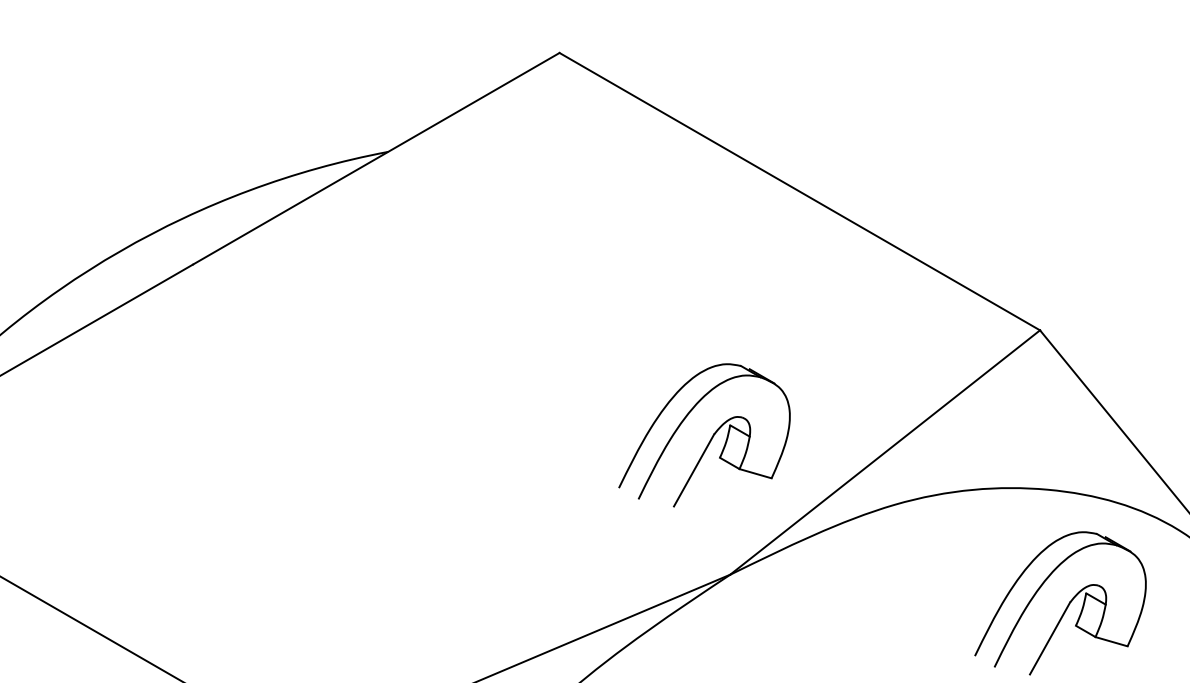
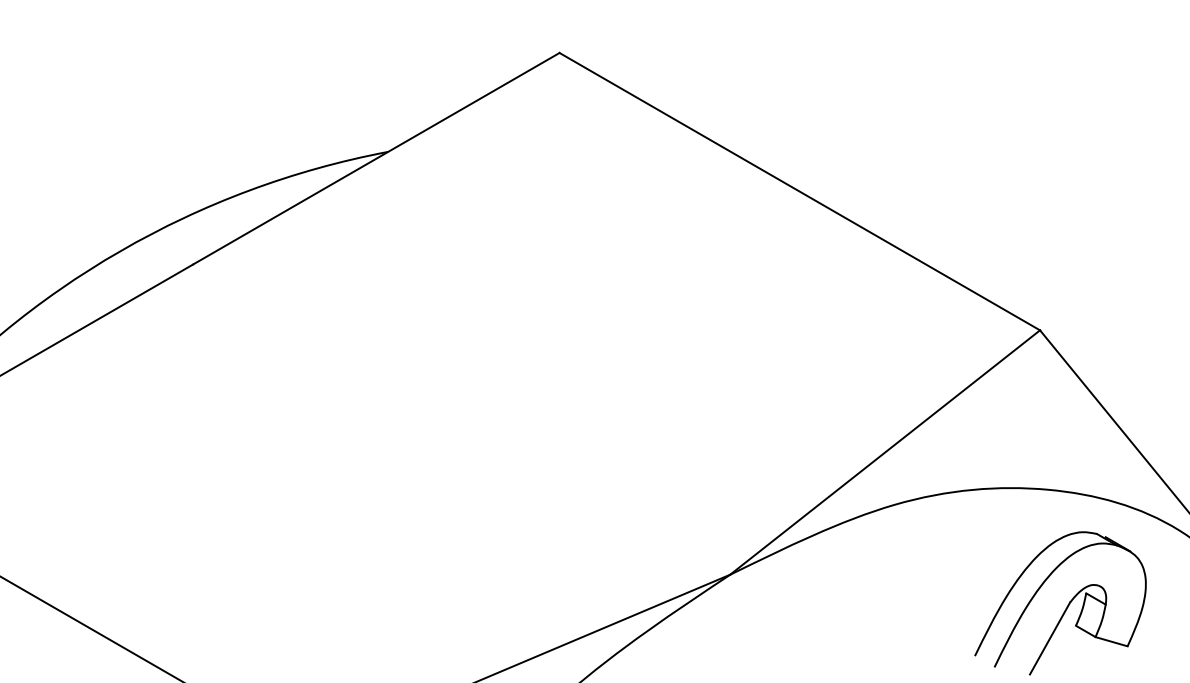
part: present -> none (710, 438)
